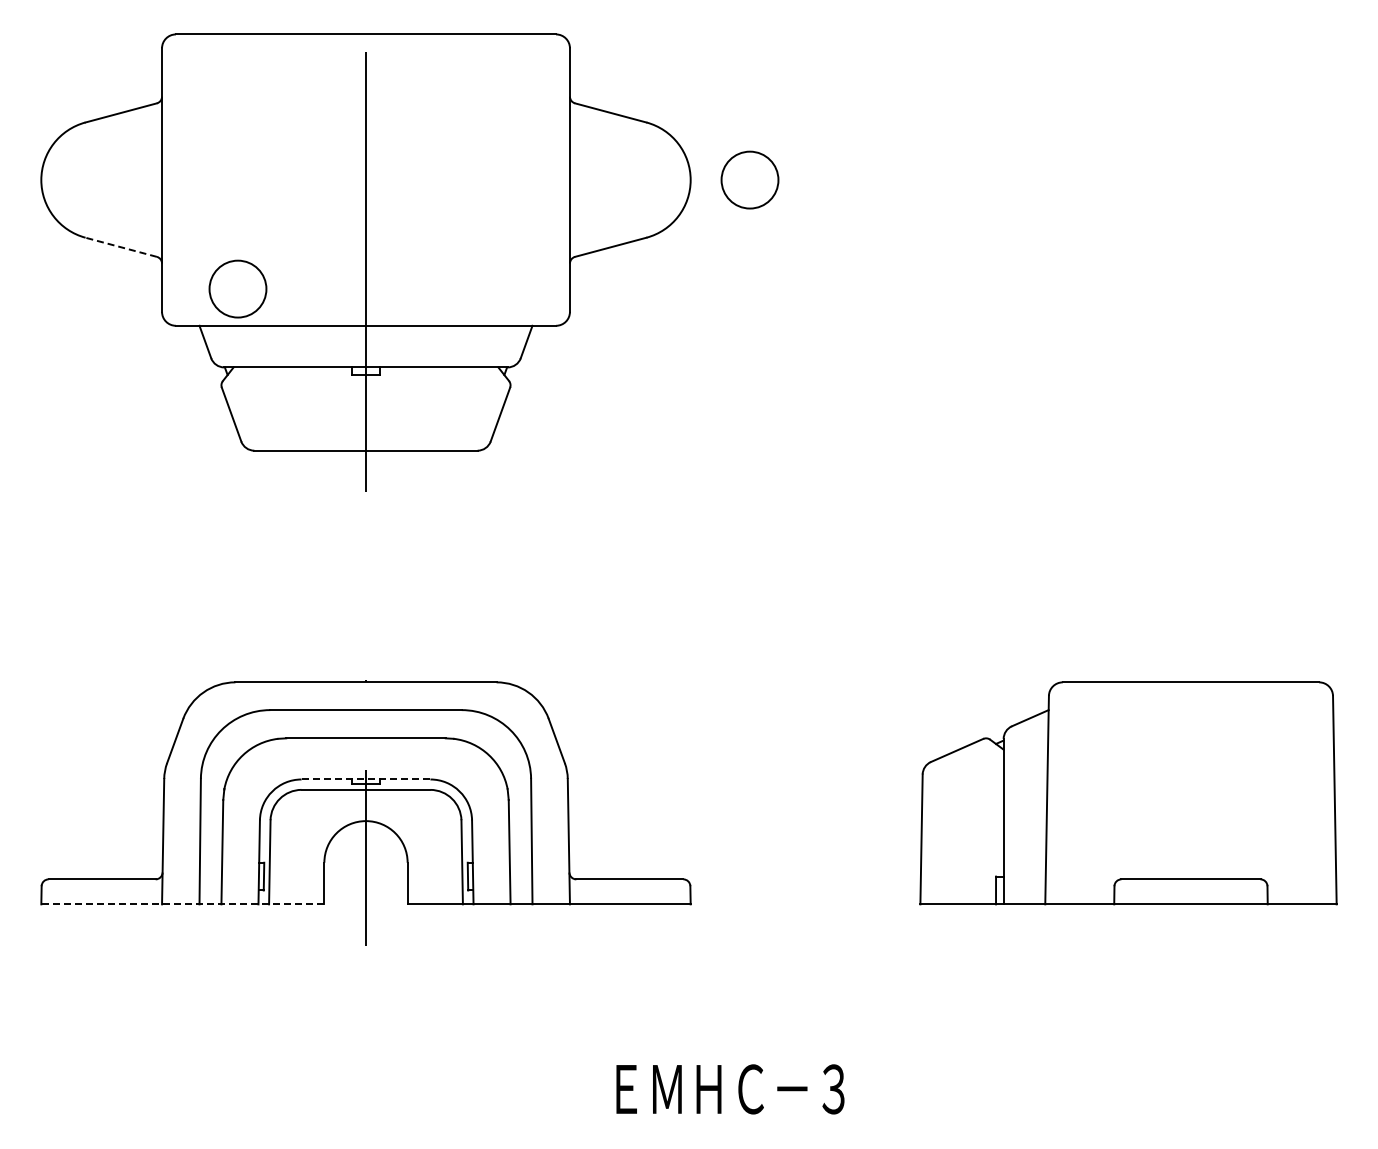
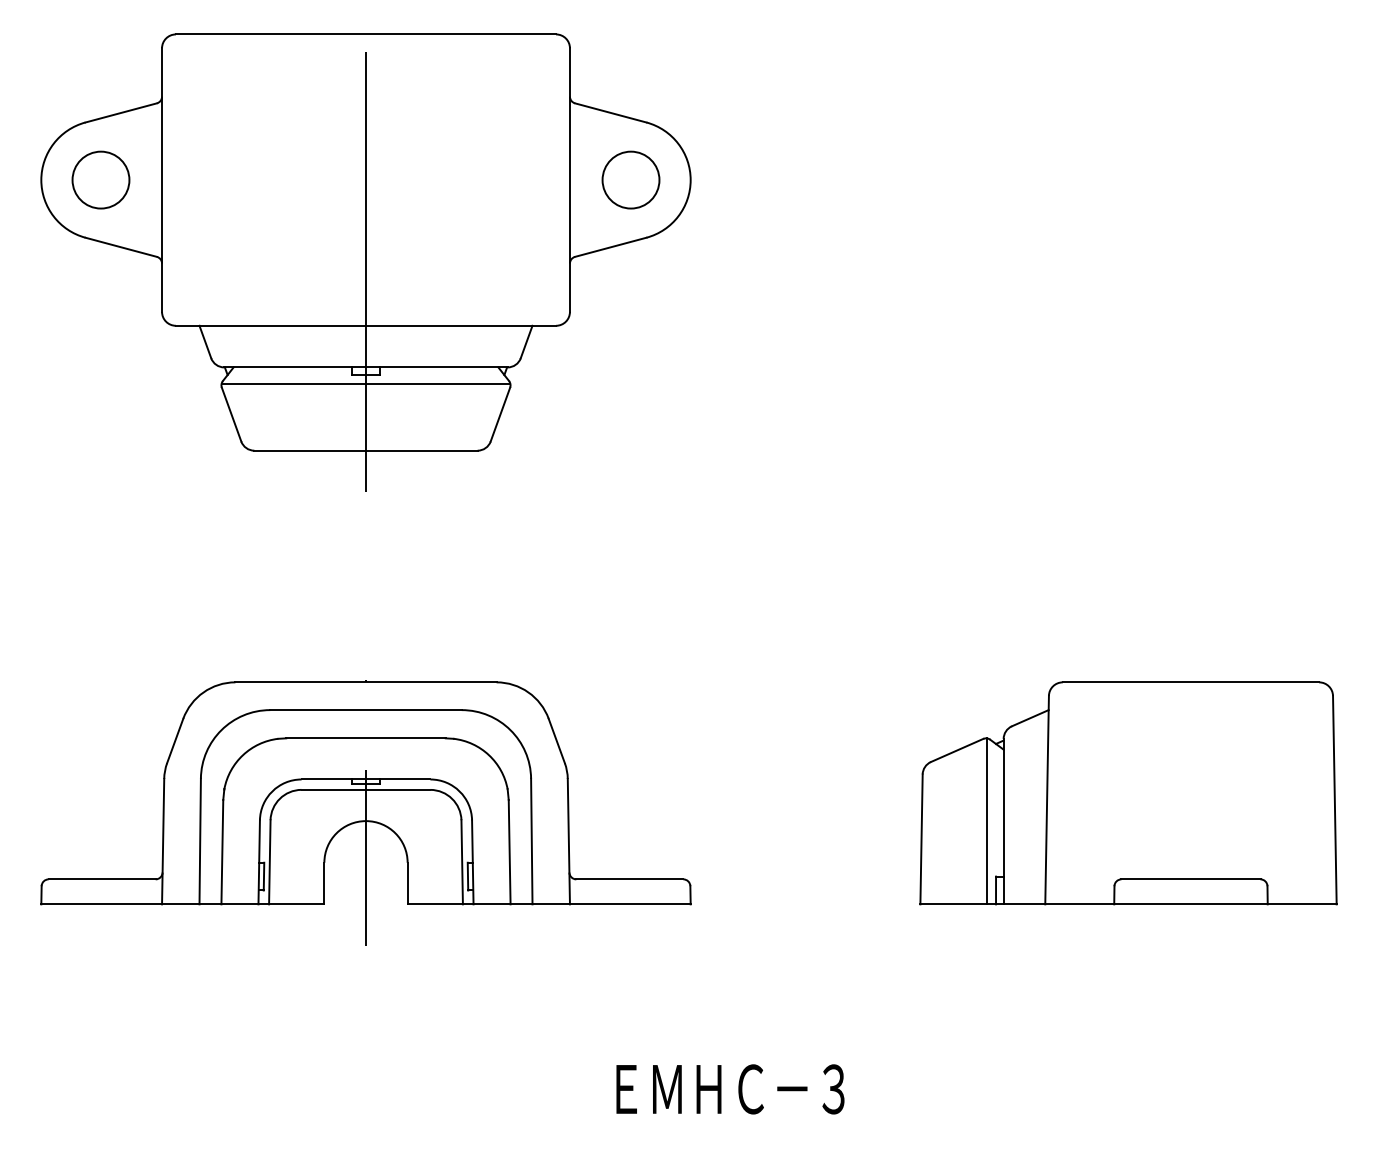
circle position: (749, 179) -> (630, 179) (630, 179)
line: dashed -> solid (121, 247)
circle position: (237, 288) -> (100, 179) (100, 179)
line: none -> present (365, 384)
line: dashed -> solid (366, 779)
line: none -> present (987, 821)
line: dashed -> solid (182, 904)
